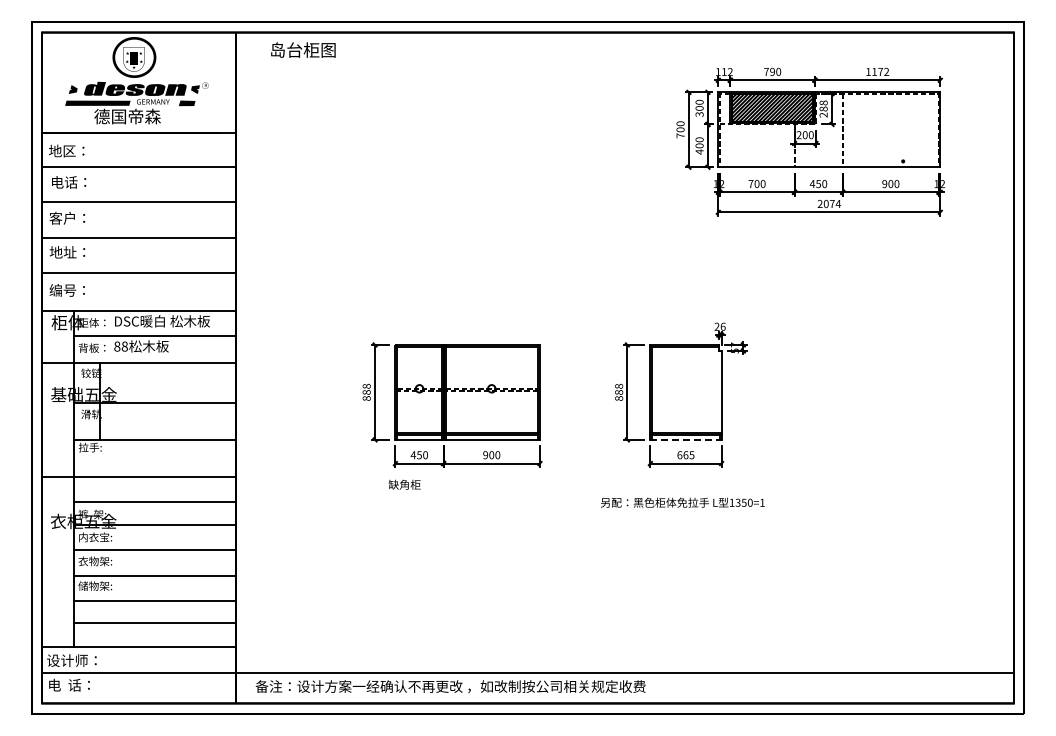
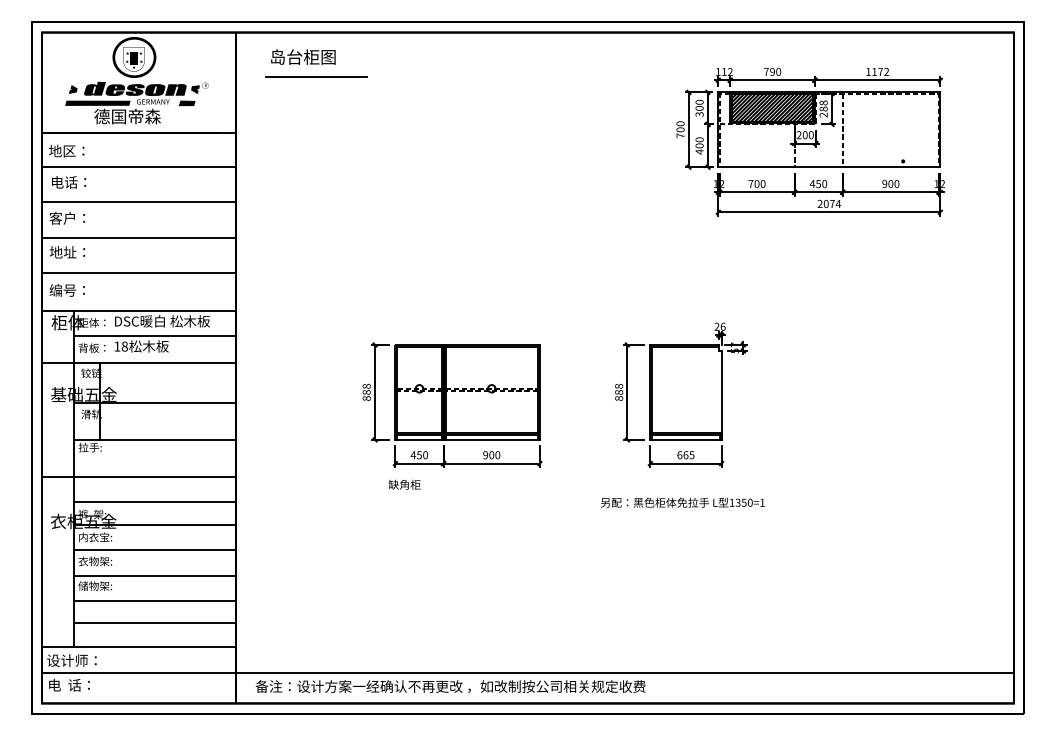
text position: (303, 49) -> (303, 56) (303, 56)
line: none -> present (316, 77)
text: 88 -> 18 (117, 346)
line: dashed -> solid (685, 439)
